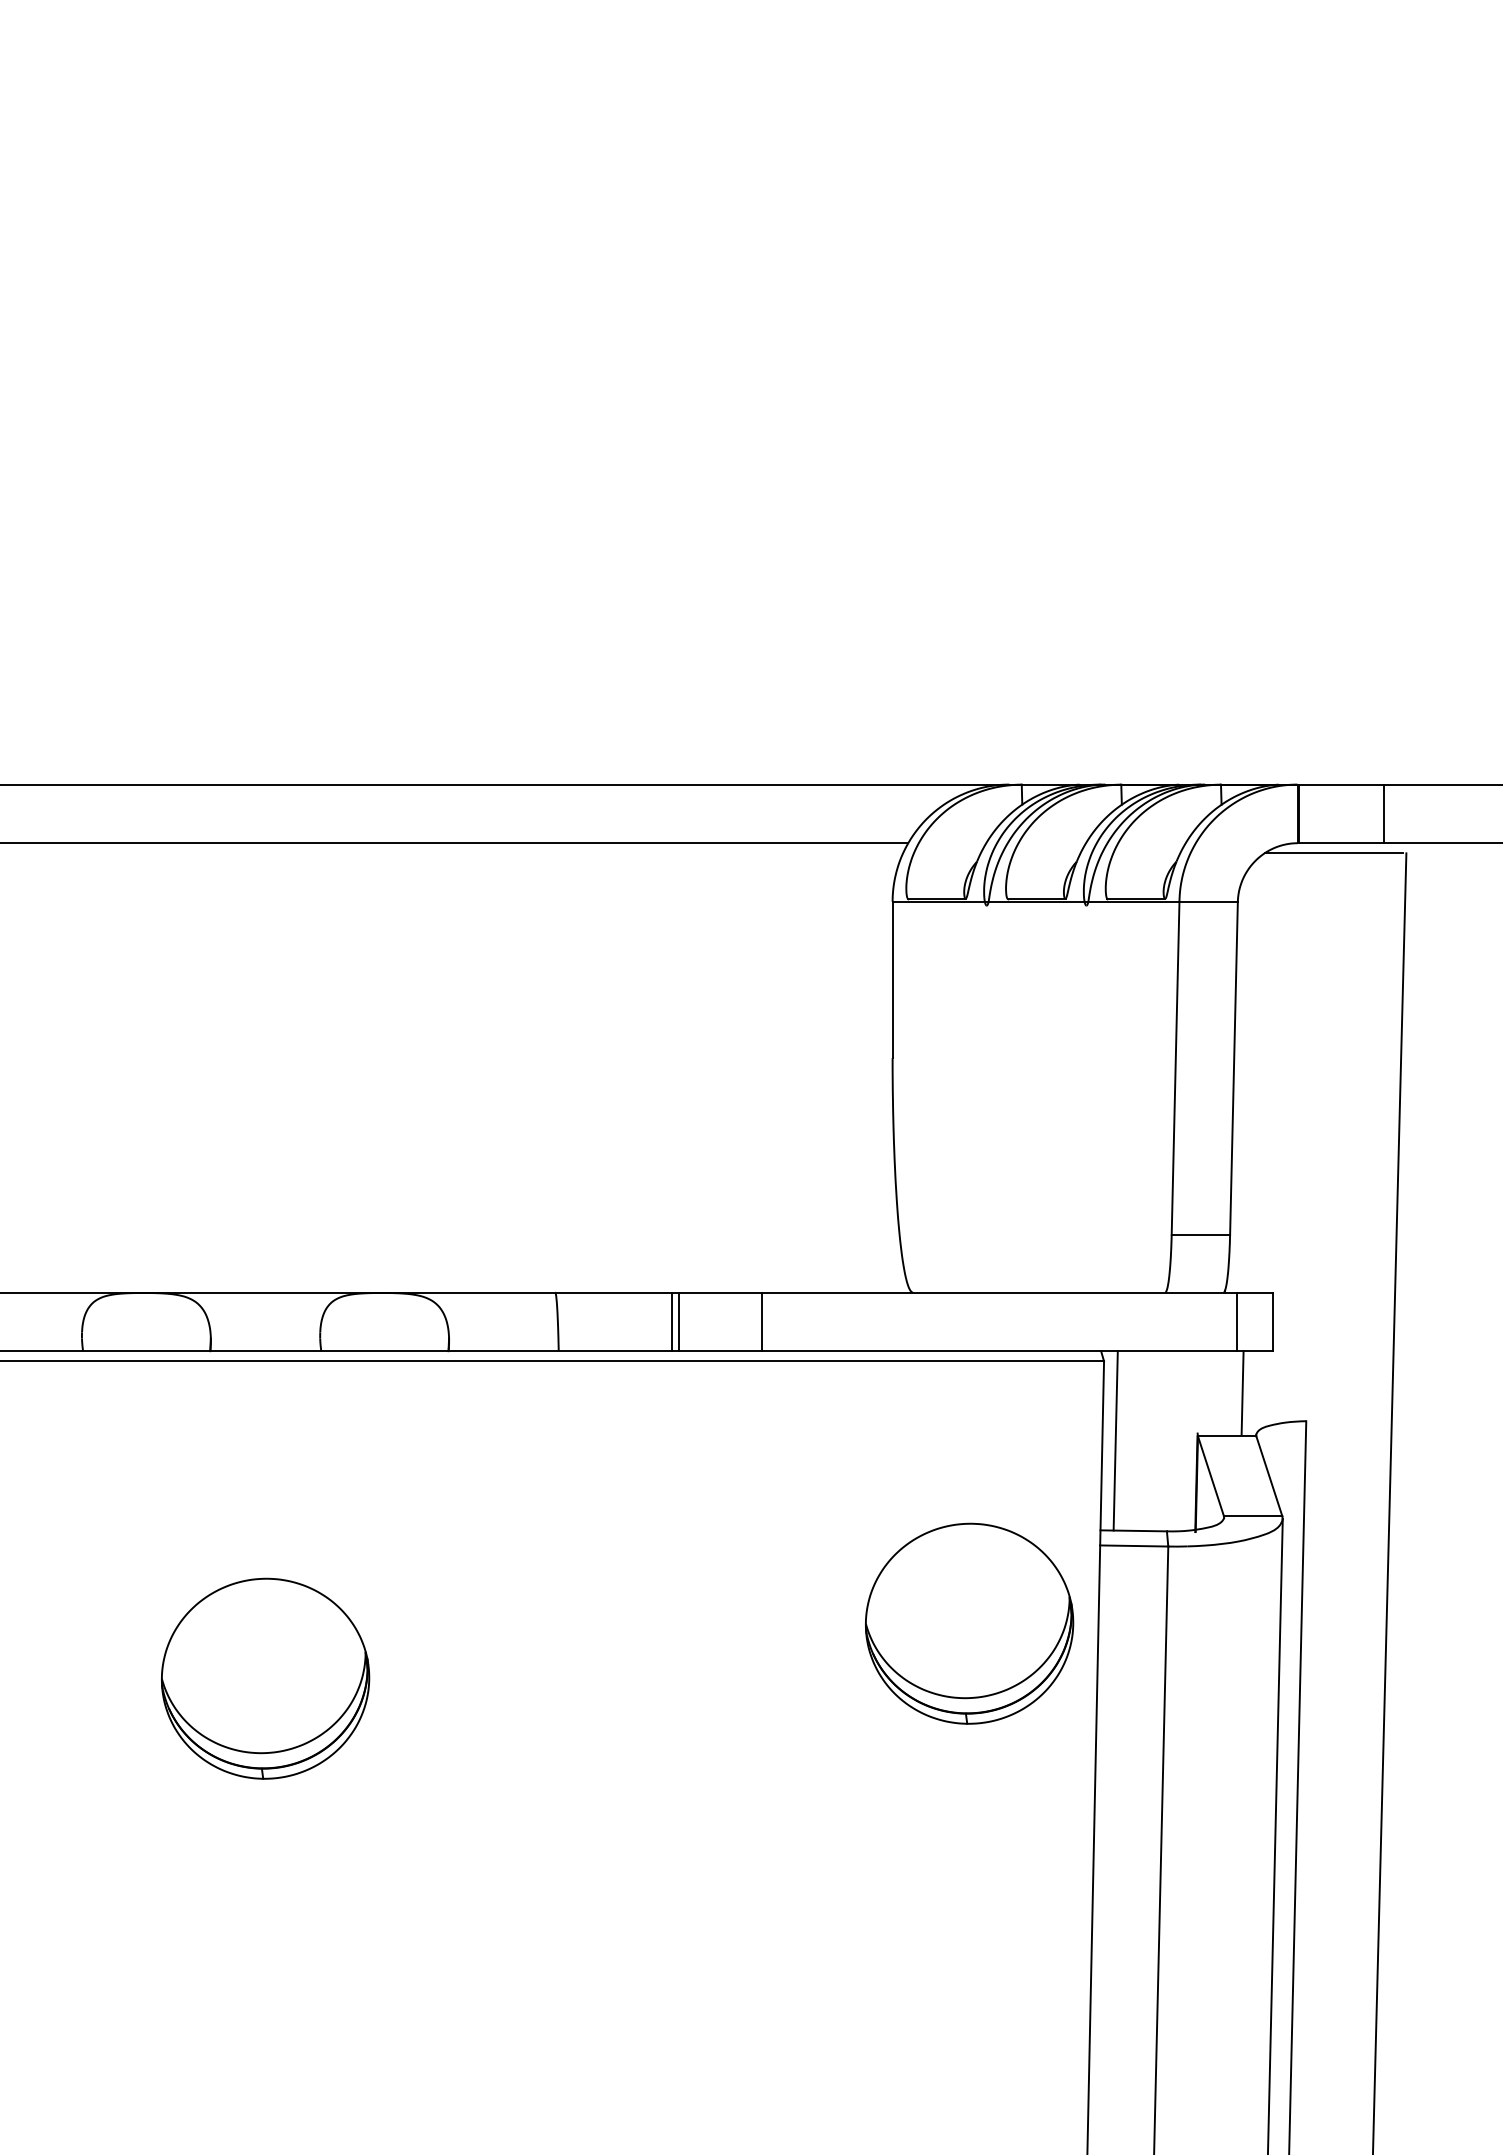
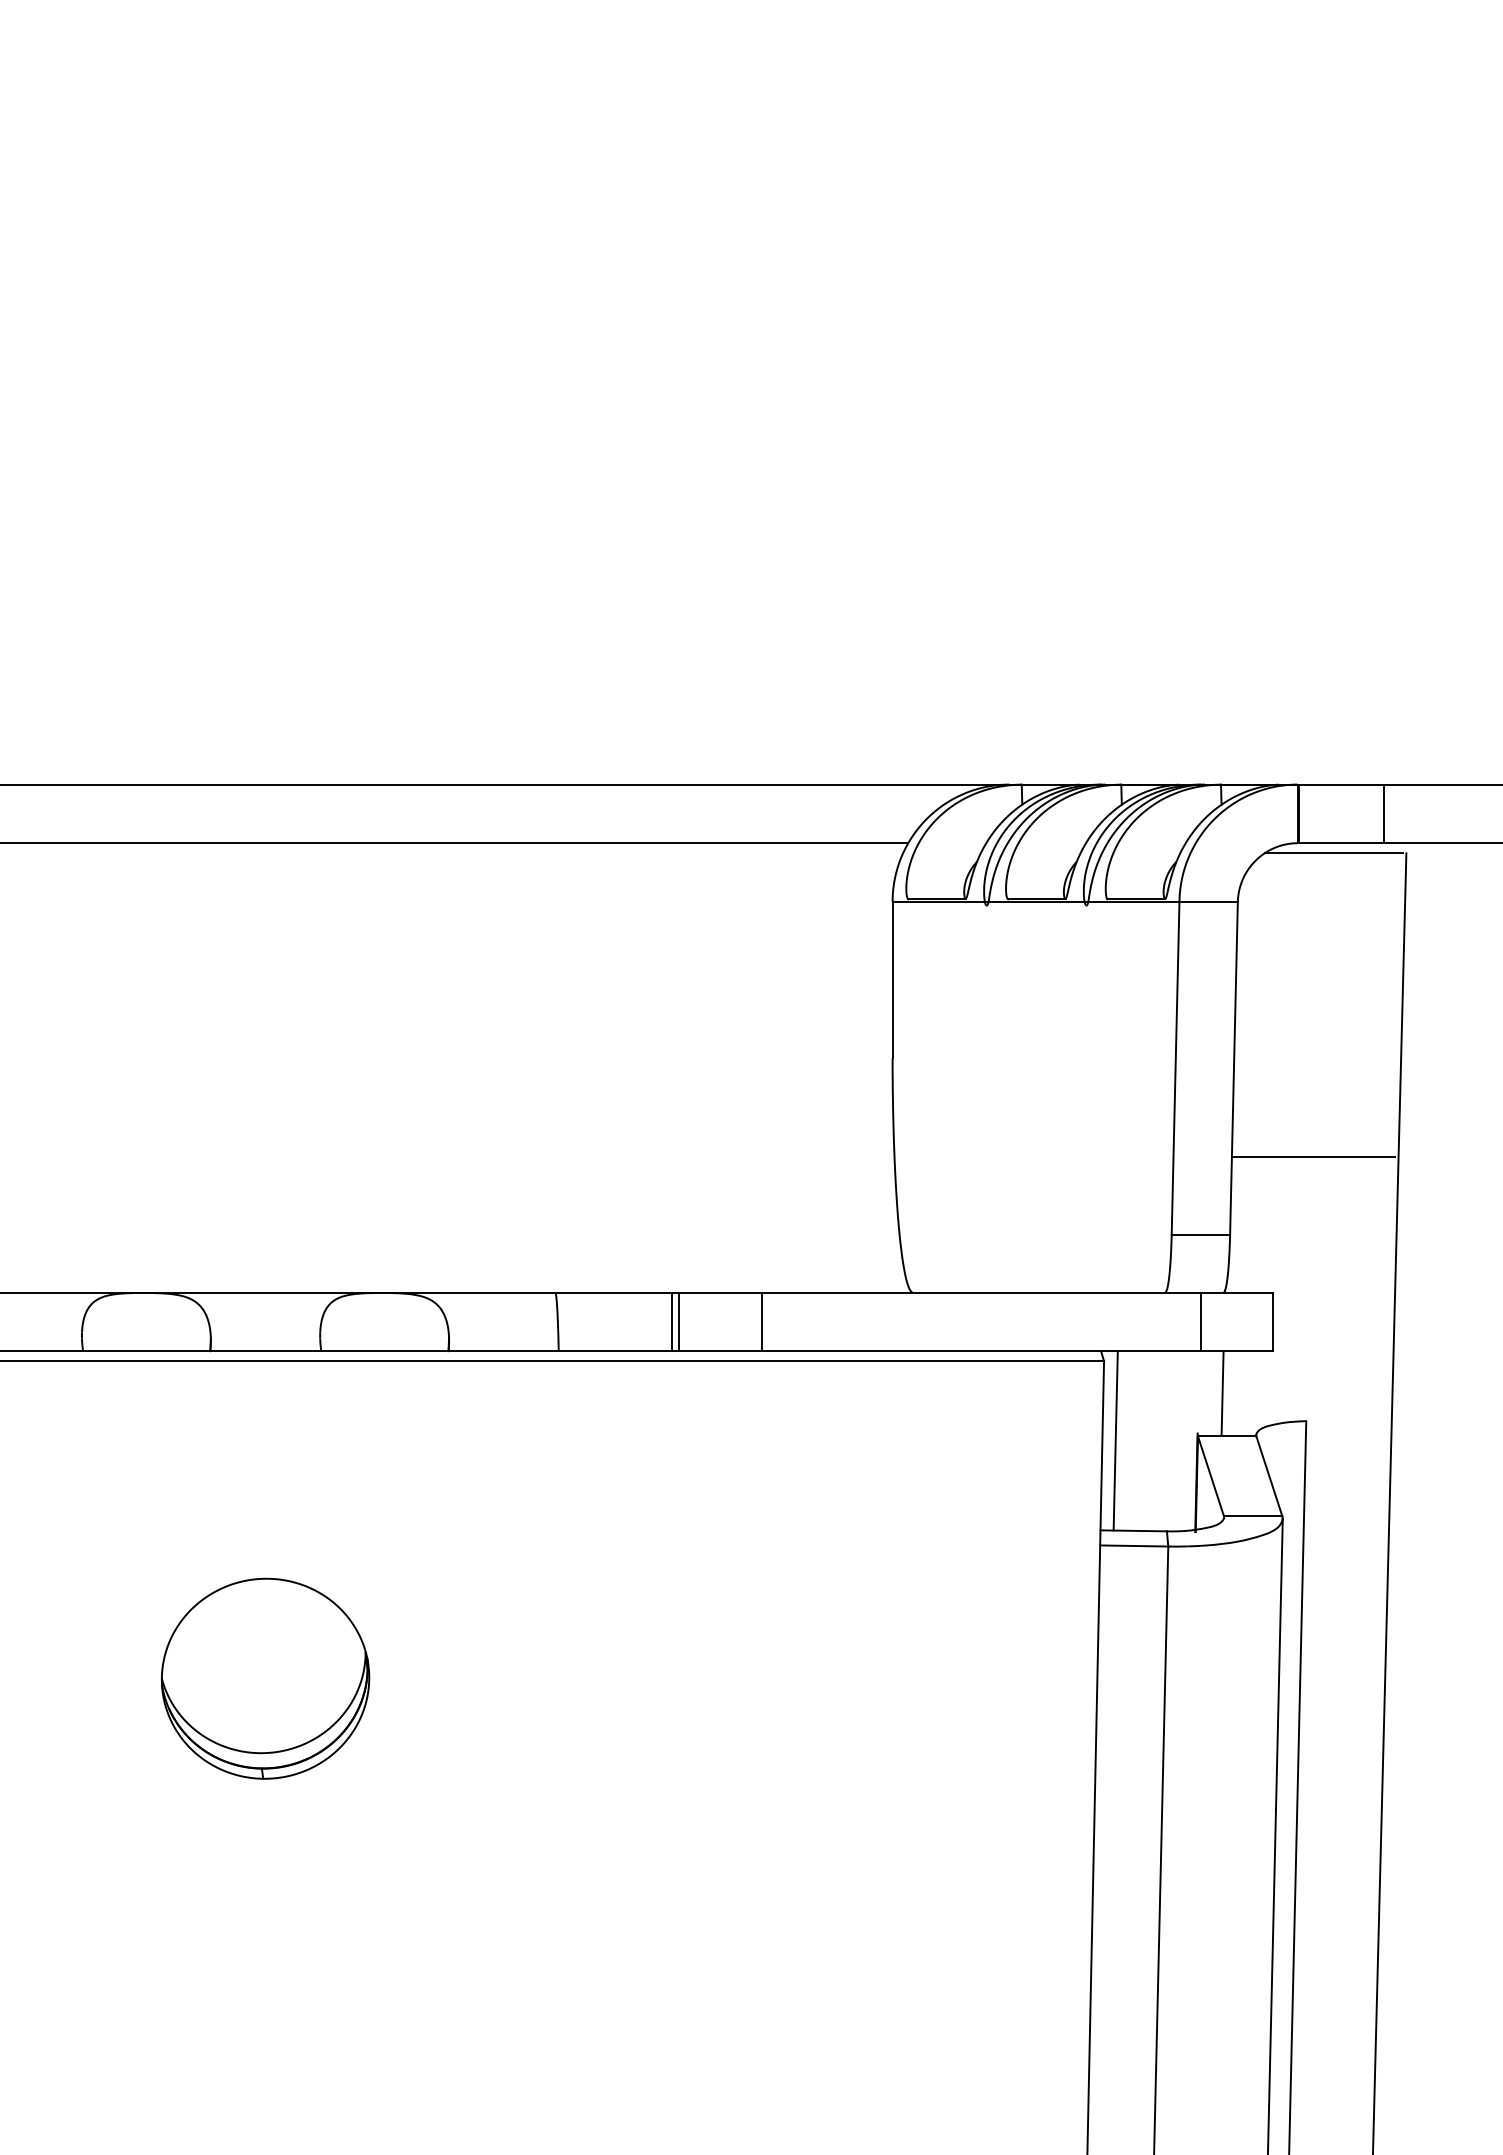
line: none -> present (1312, 1156)
line position: (1237, 1321) -> (1201, 1321) (1201, 1321)
line position: (1242, 1392) -> (1222, 1392) (1222, 1392)
part: present -> none (969, 1623)
